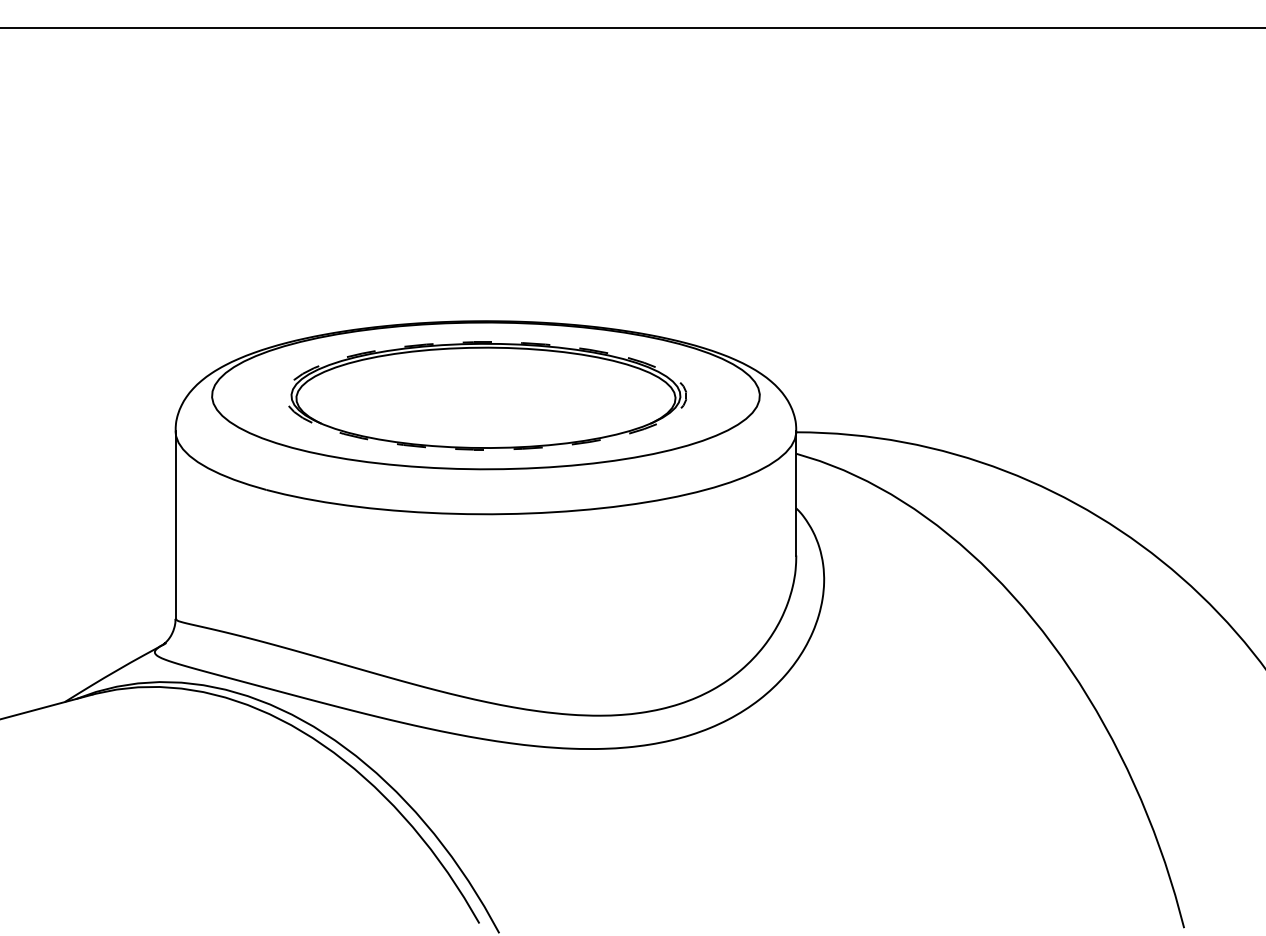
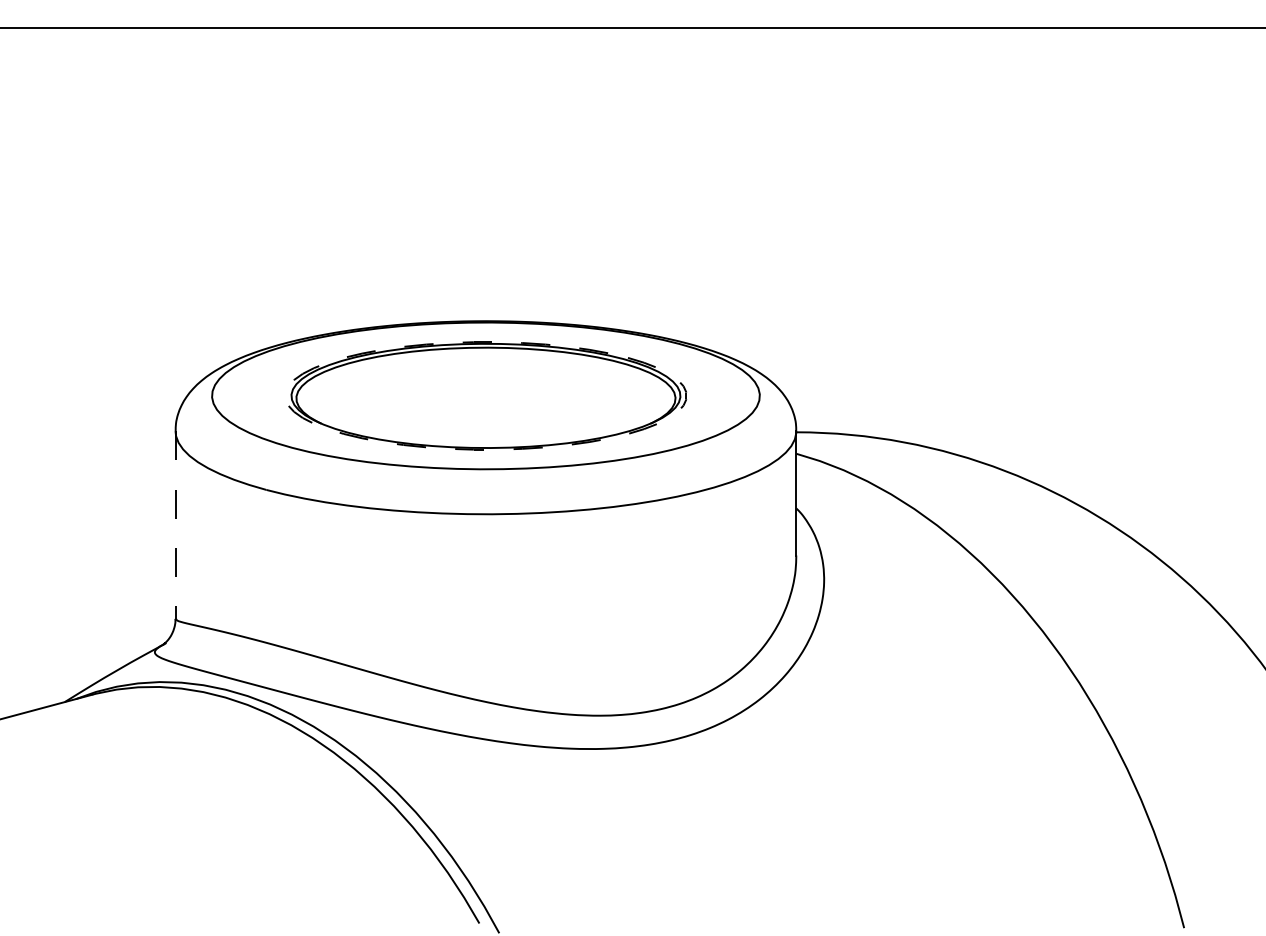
line: solid -> dashed (175, 524)
